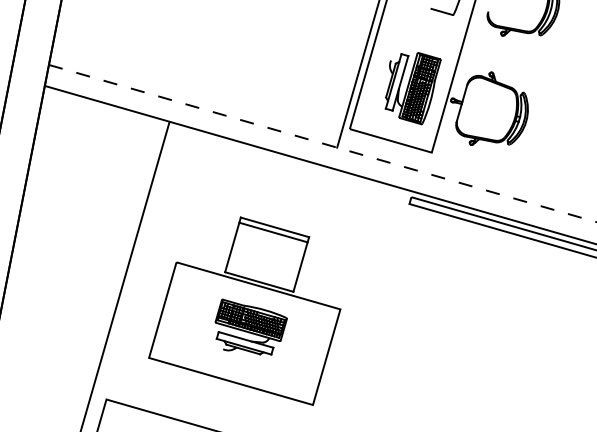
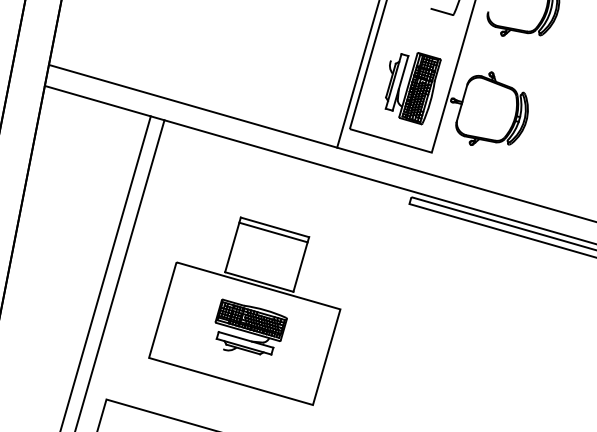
line: dashed -> solid (322, 143)
line: none -> present (105, 272)
line position: (125, 275) -> (120, 274) (120, 274)
